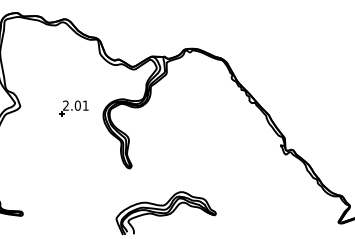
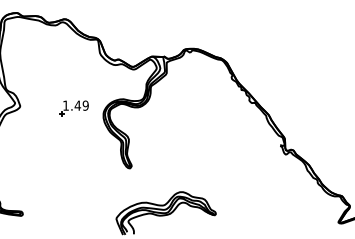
text: 2.01 -> 1.49 (75, 105)
